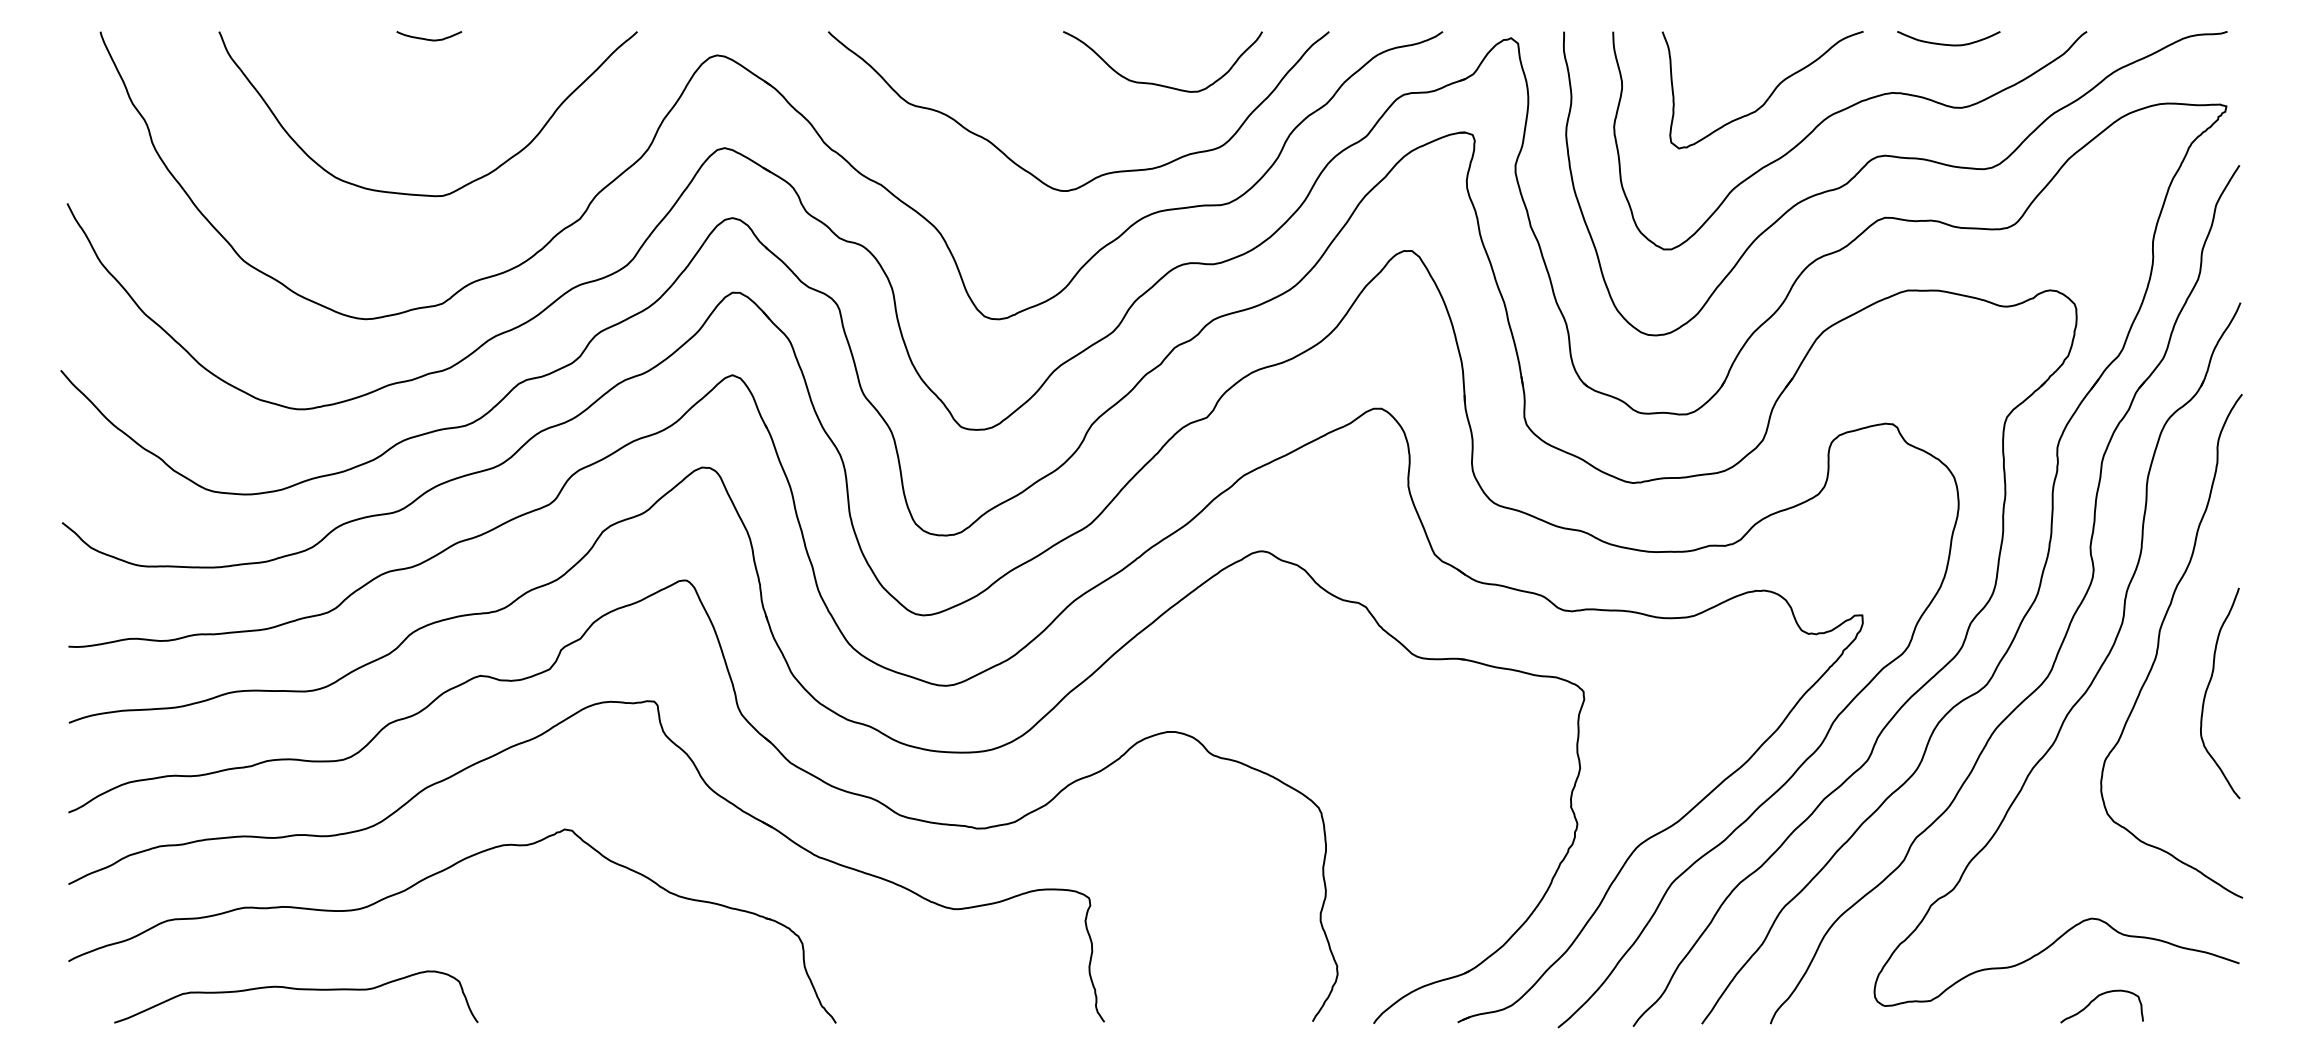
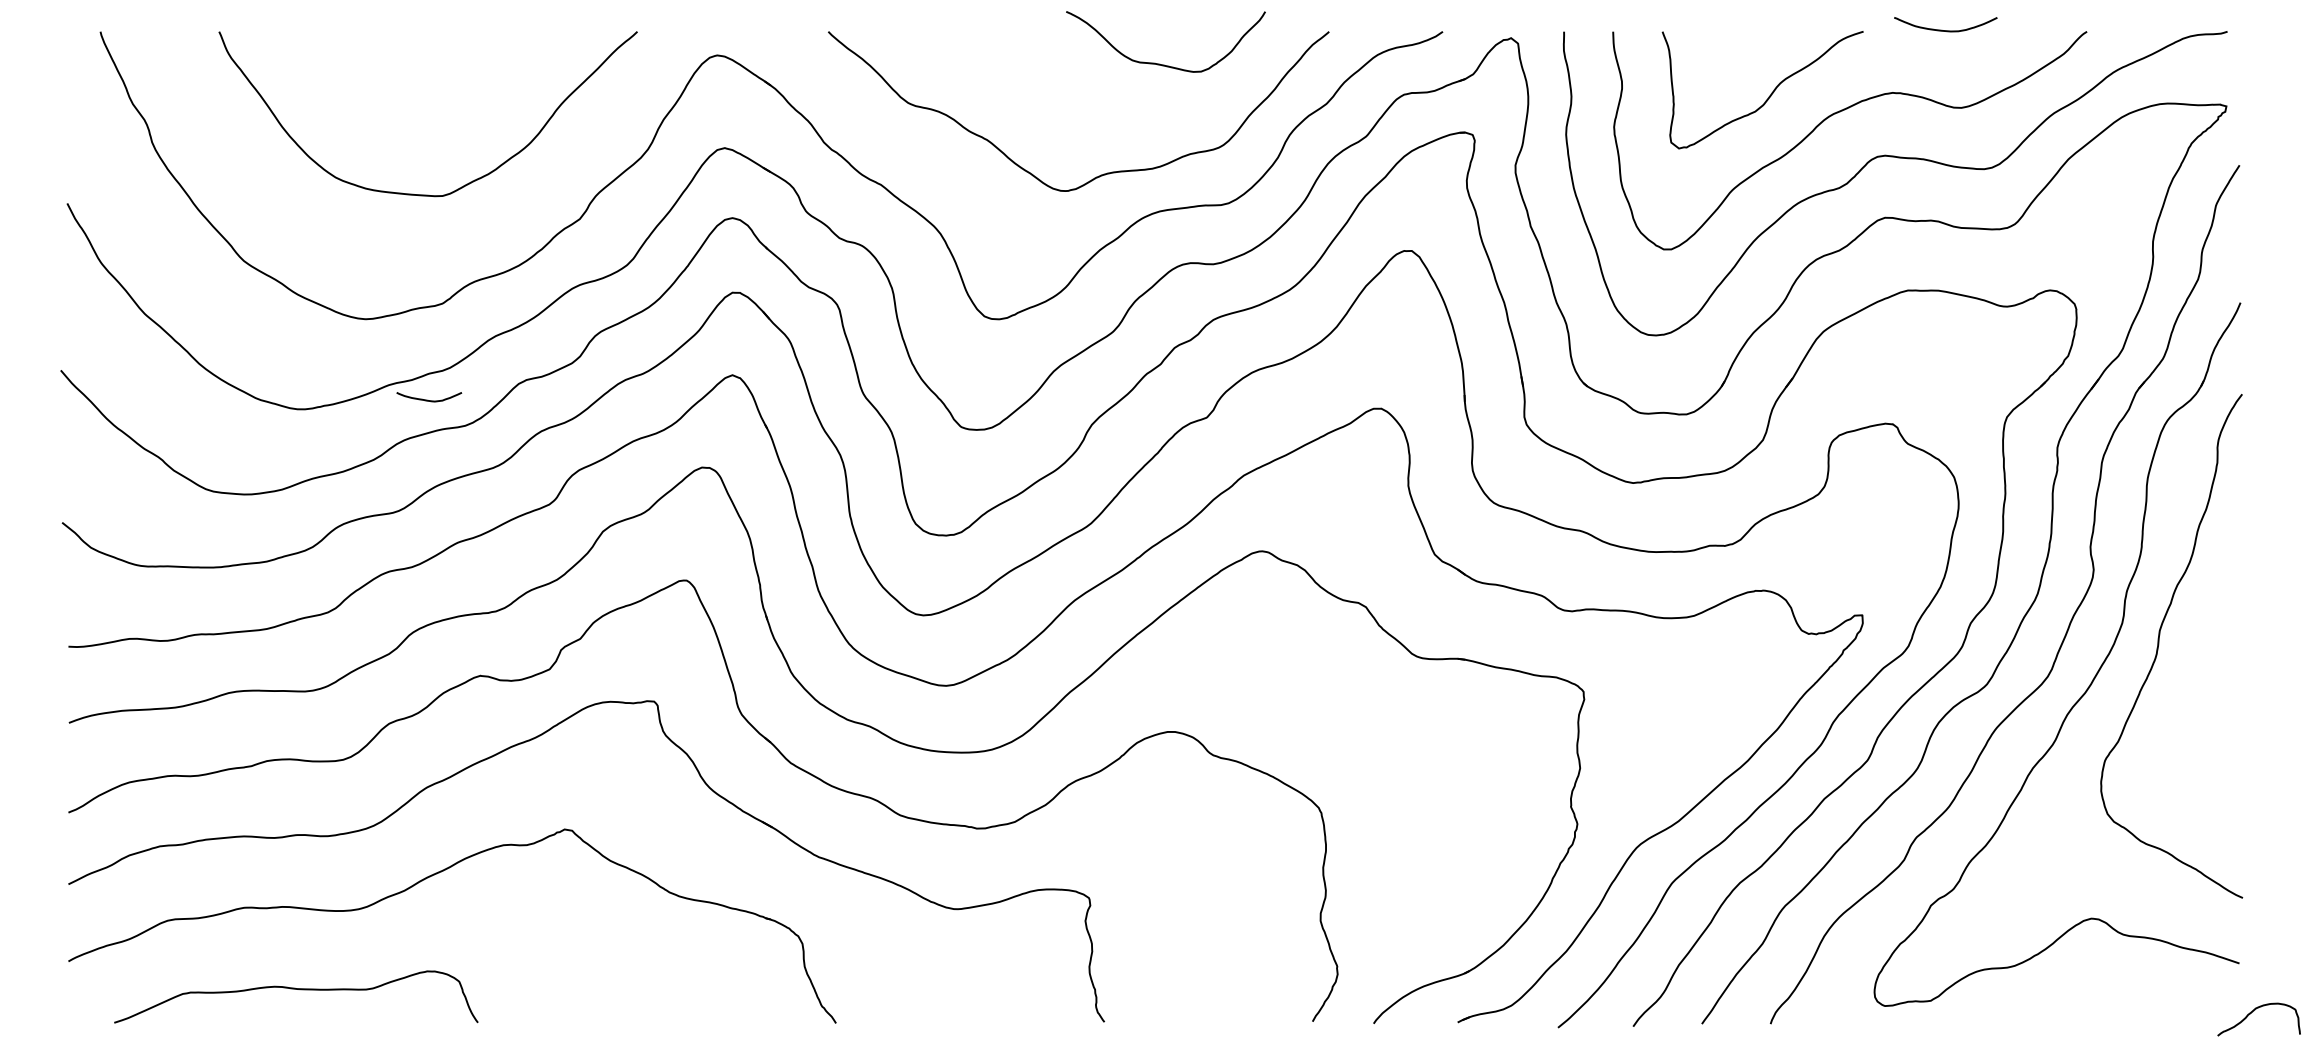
curve position: (427, 38) -> (427, 399) (427, 399)
curve position: (1948, 44) -> (1945, 30) (1945, 30)
curve position: (1156, 83) -> (1159, 63) (1159, 63)
curve: present -> none (2208, 688)
curve position: (2095, 999) -> (2252, 1012) (2252, 1012)
